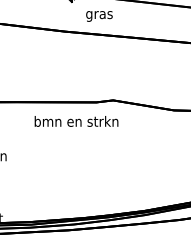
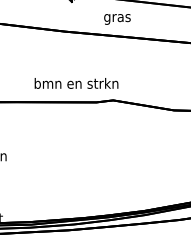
text position: (99, 16) -> (117, 19) (117, 19)
text position: (76, 121) -> (76, 83) (76, 83)
